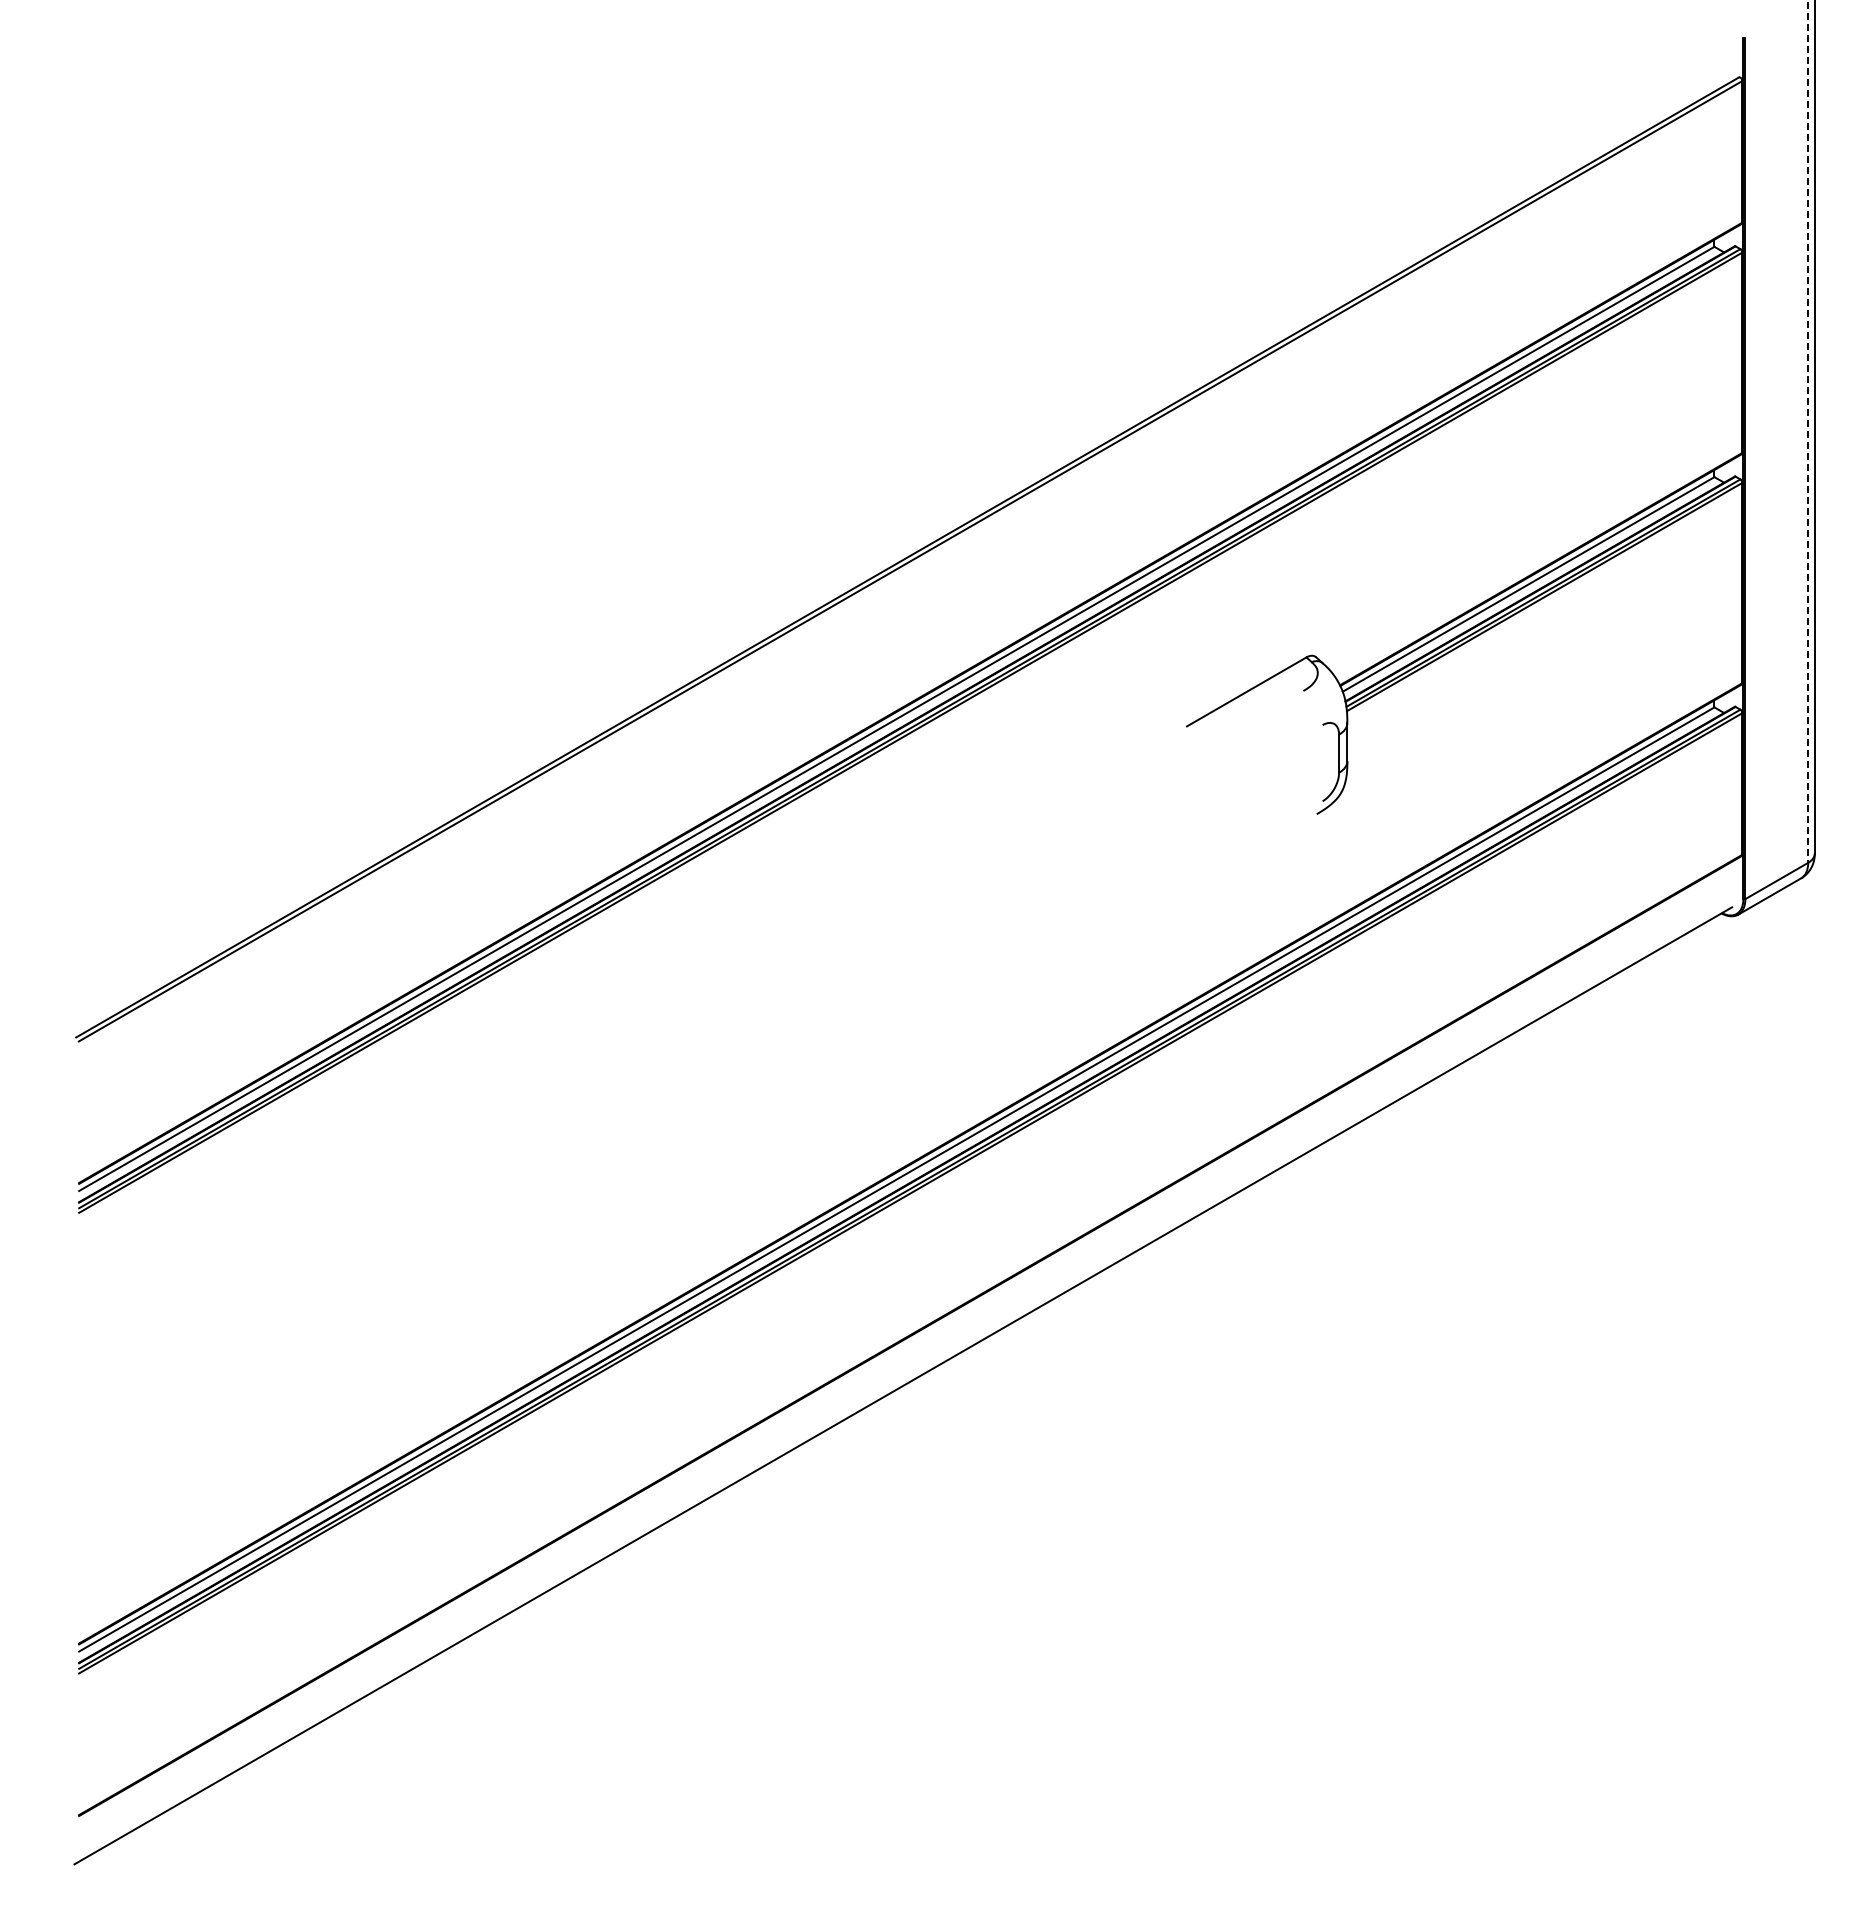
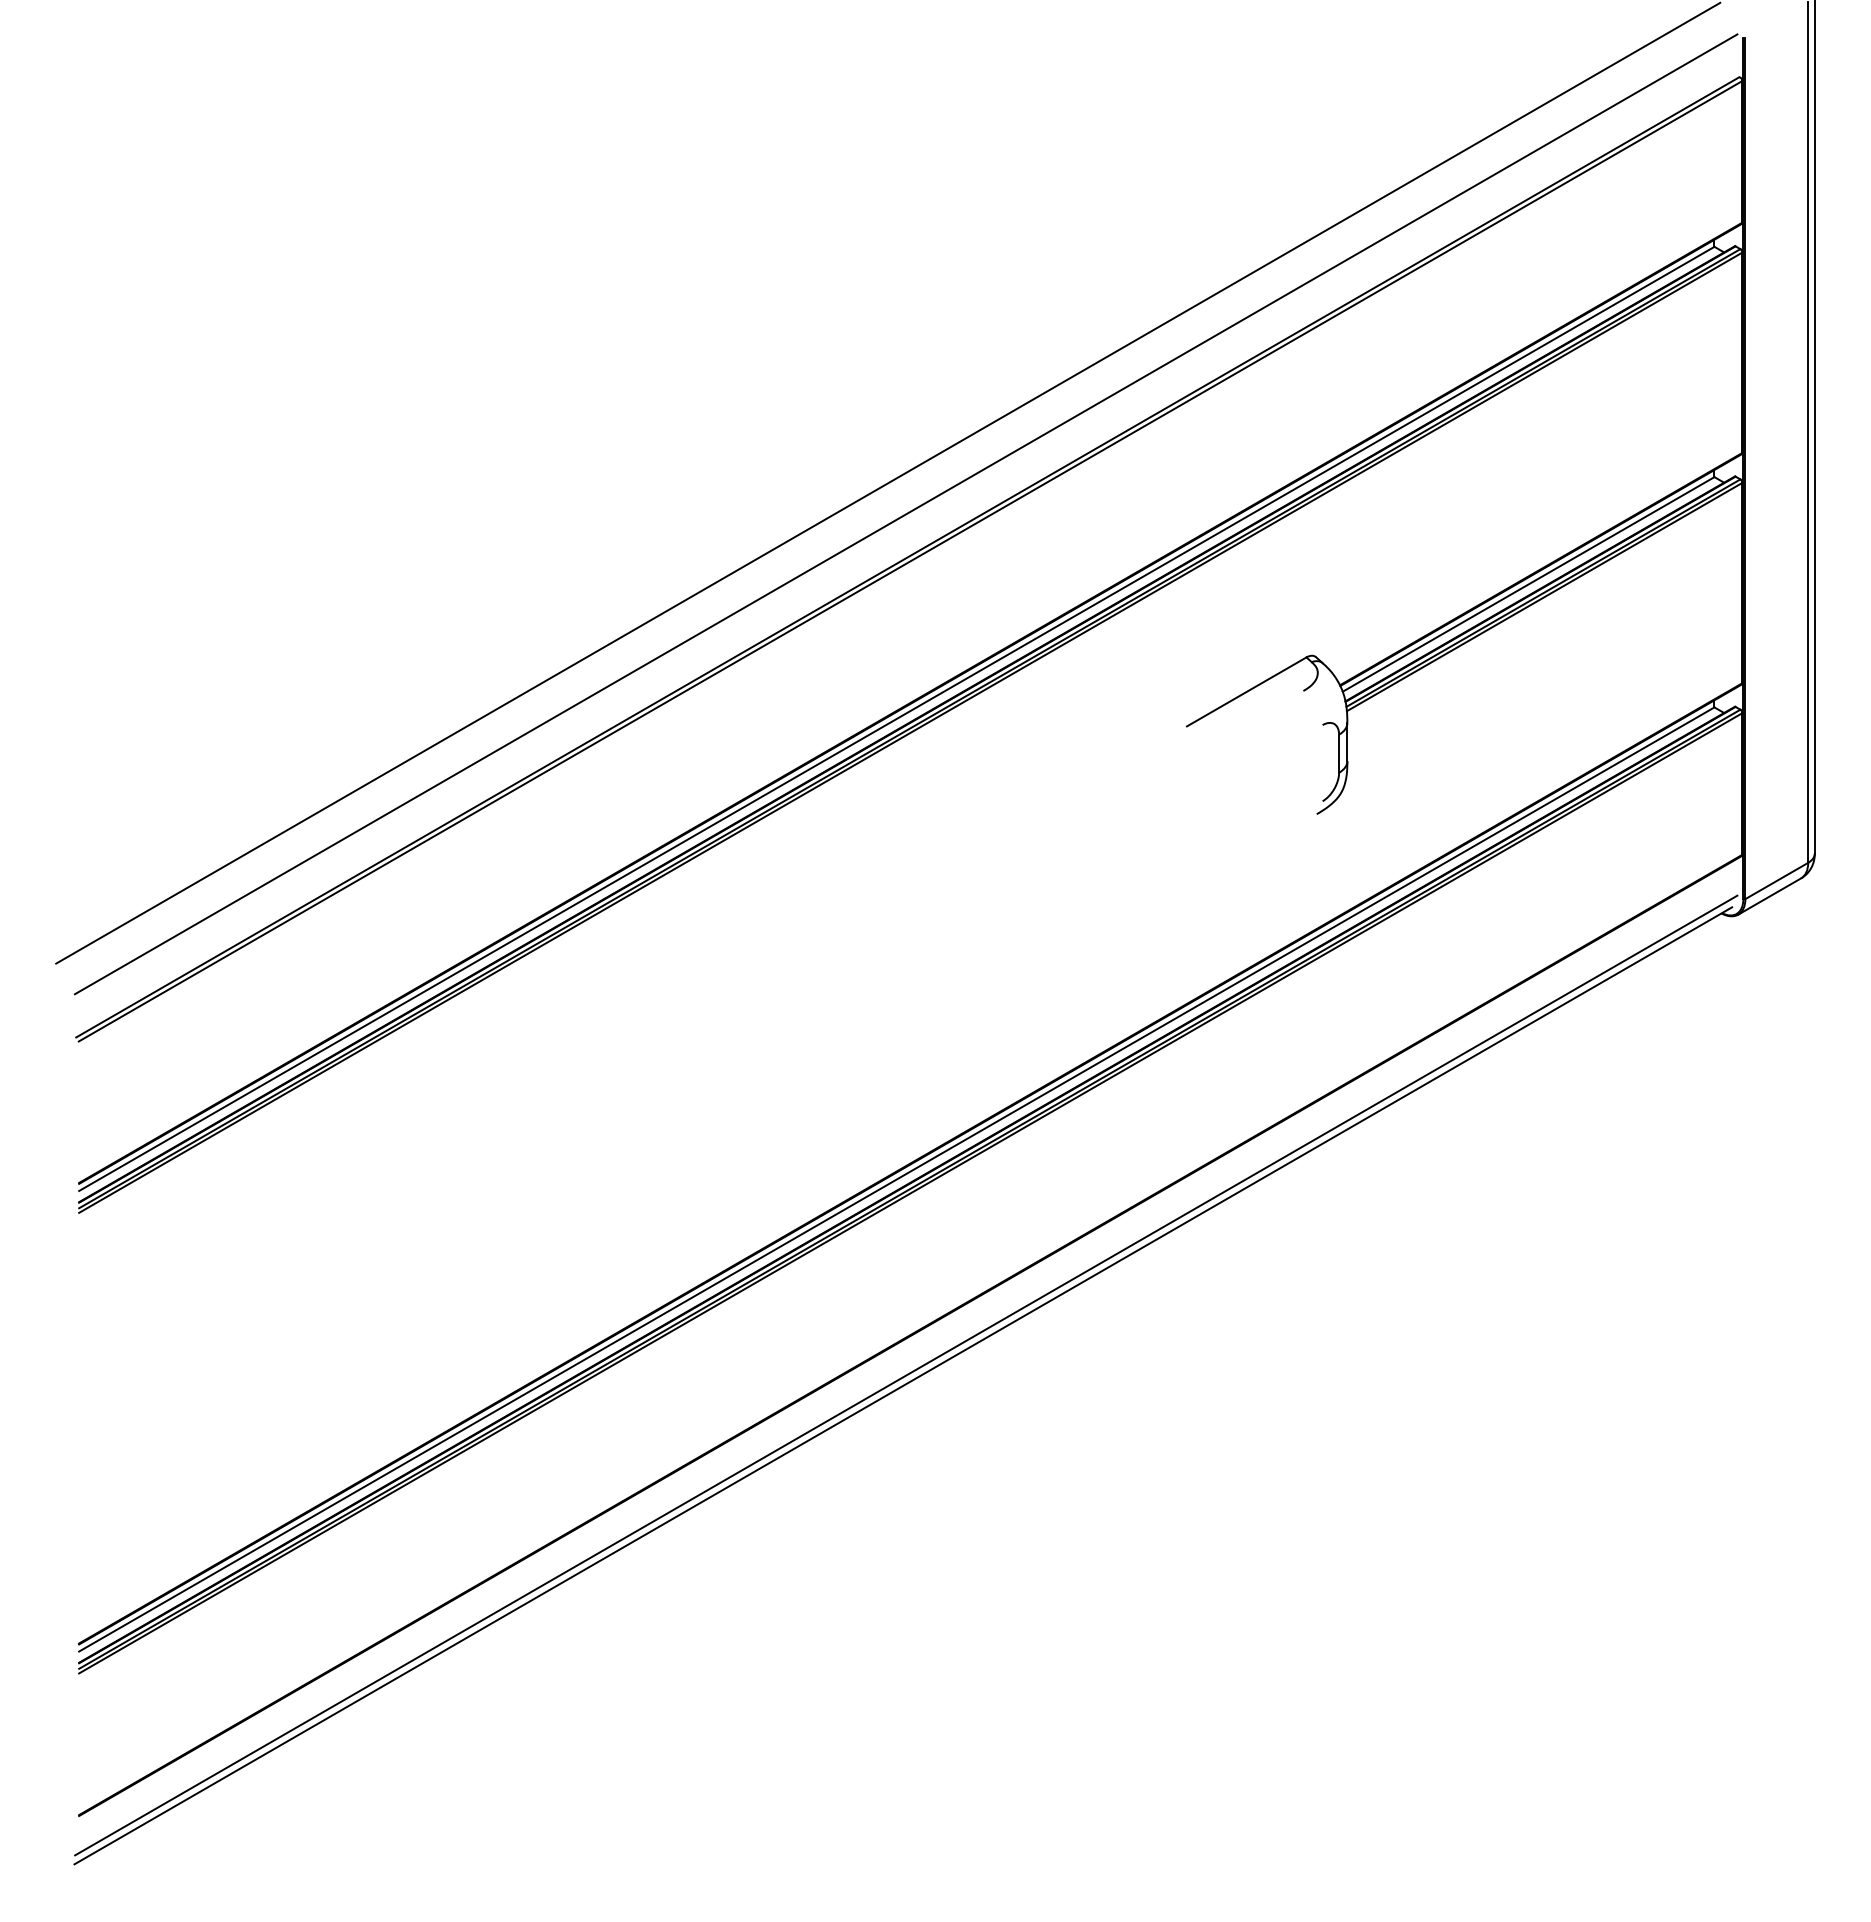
line: dashed -> solid (1808, 432)
line: none -> present (888, 482)
line: none -> present (905, 514)
line: none -> present (906, 1375)
